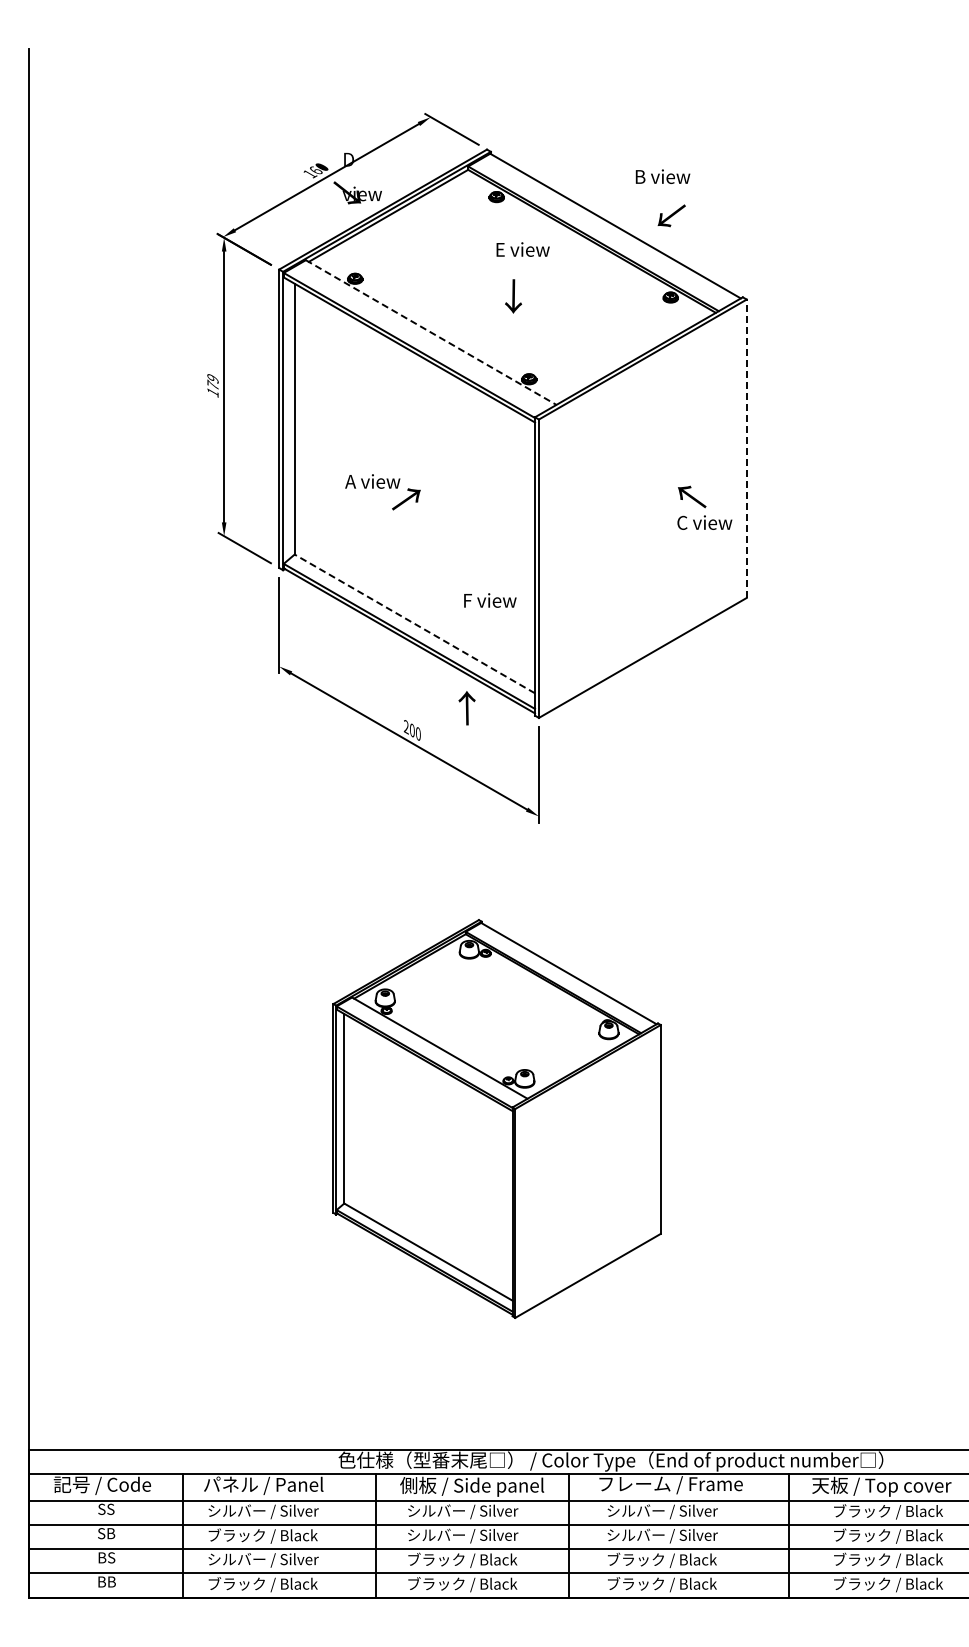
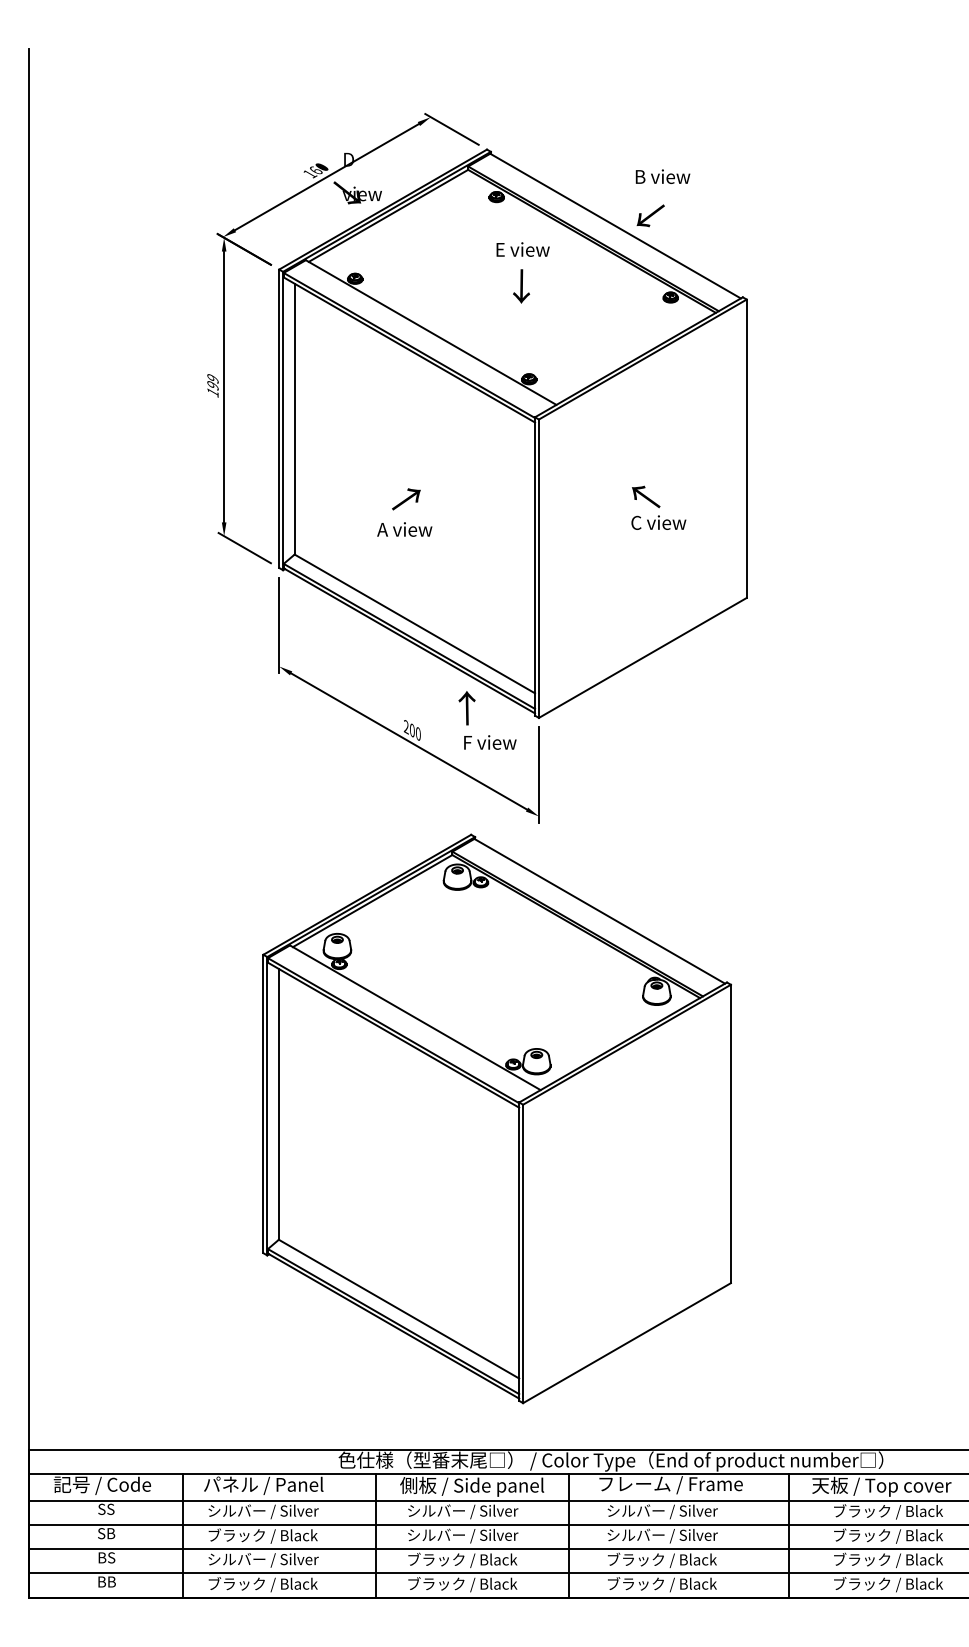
text position: (671, 215) -> (650, 215) (650, 215)
text position: (513, 296) -> (521, 286) (521, 286)
line: dashed -> solid (431, 332)
text: 179 -> 199 (212, 384)
line: dashed -> solid (746, 448)
text position: (372, 481) -> (404, 529) (404, 529)
text position: (704, 507) -> (658, 507) (658, 507)
text position: (490, 600) -> (490, 742) (490, 742)
line: dashed -> solid (414, 623)
part size: 330x400 px -> 470x572 px (496, 1118)
